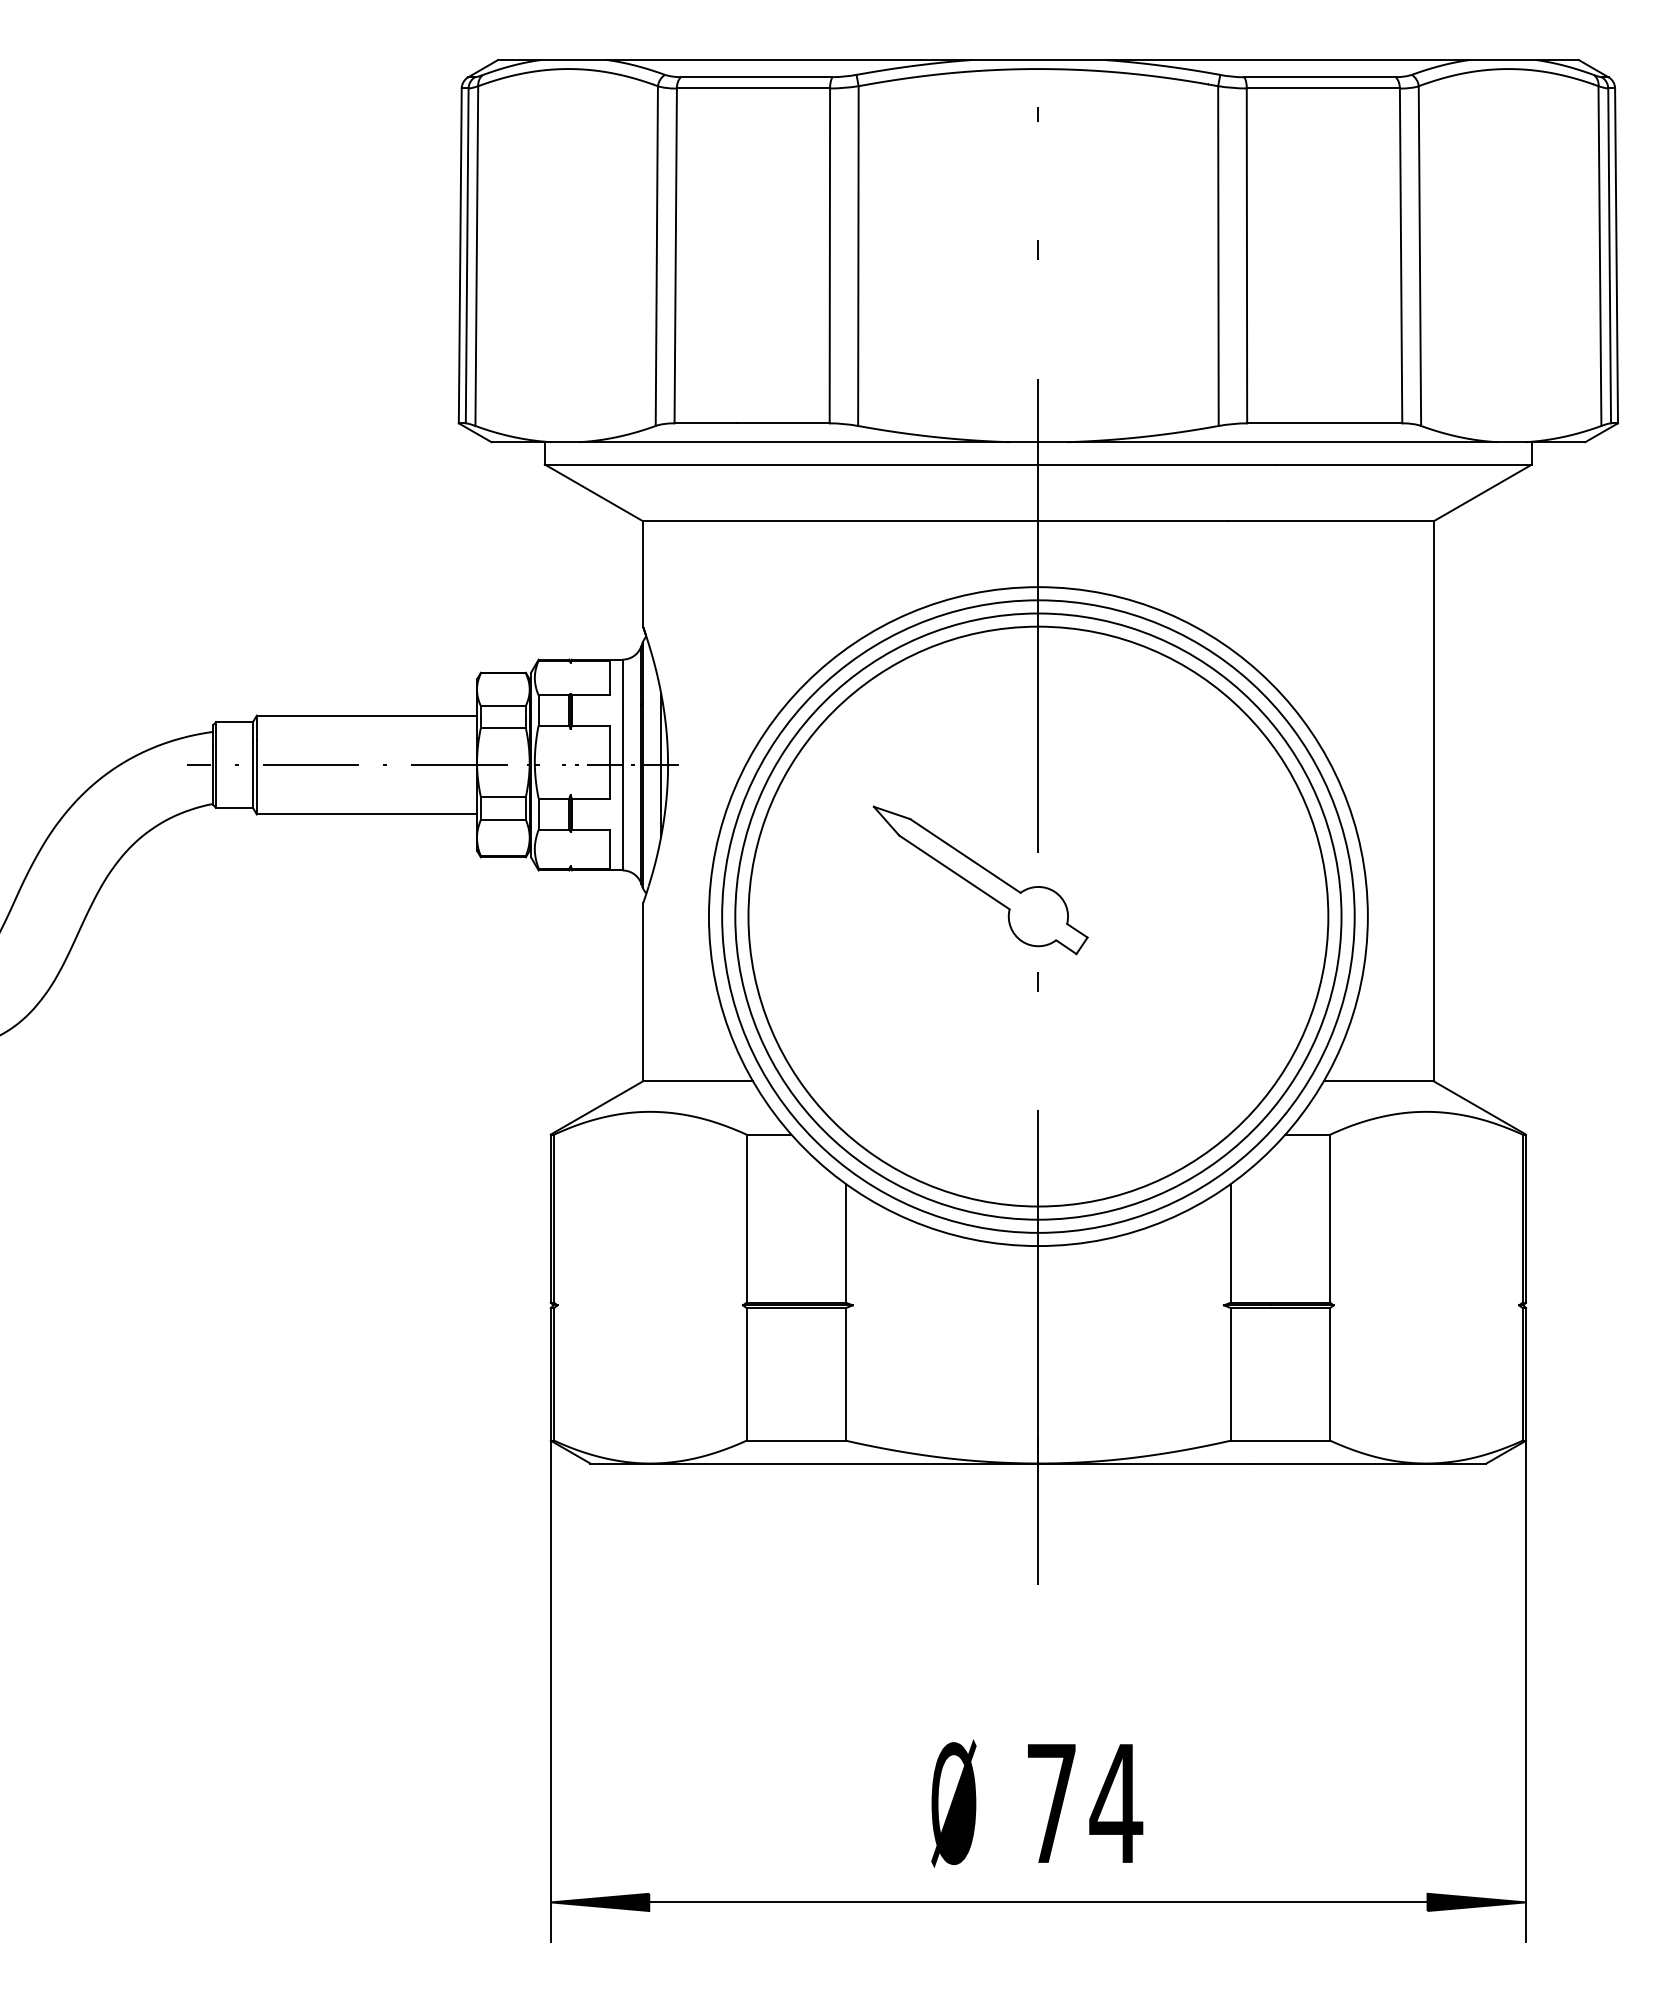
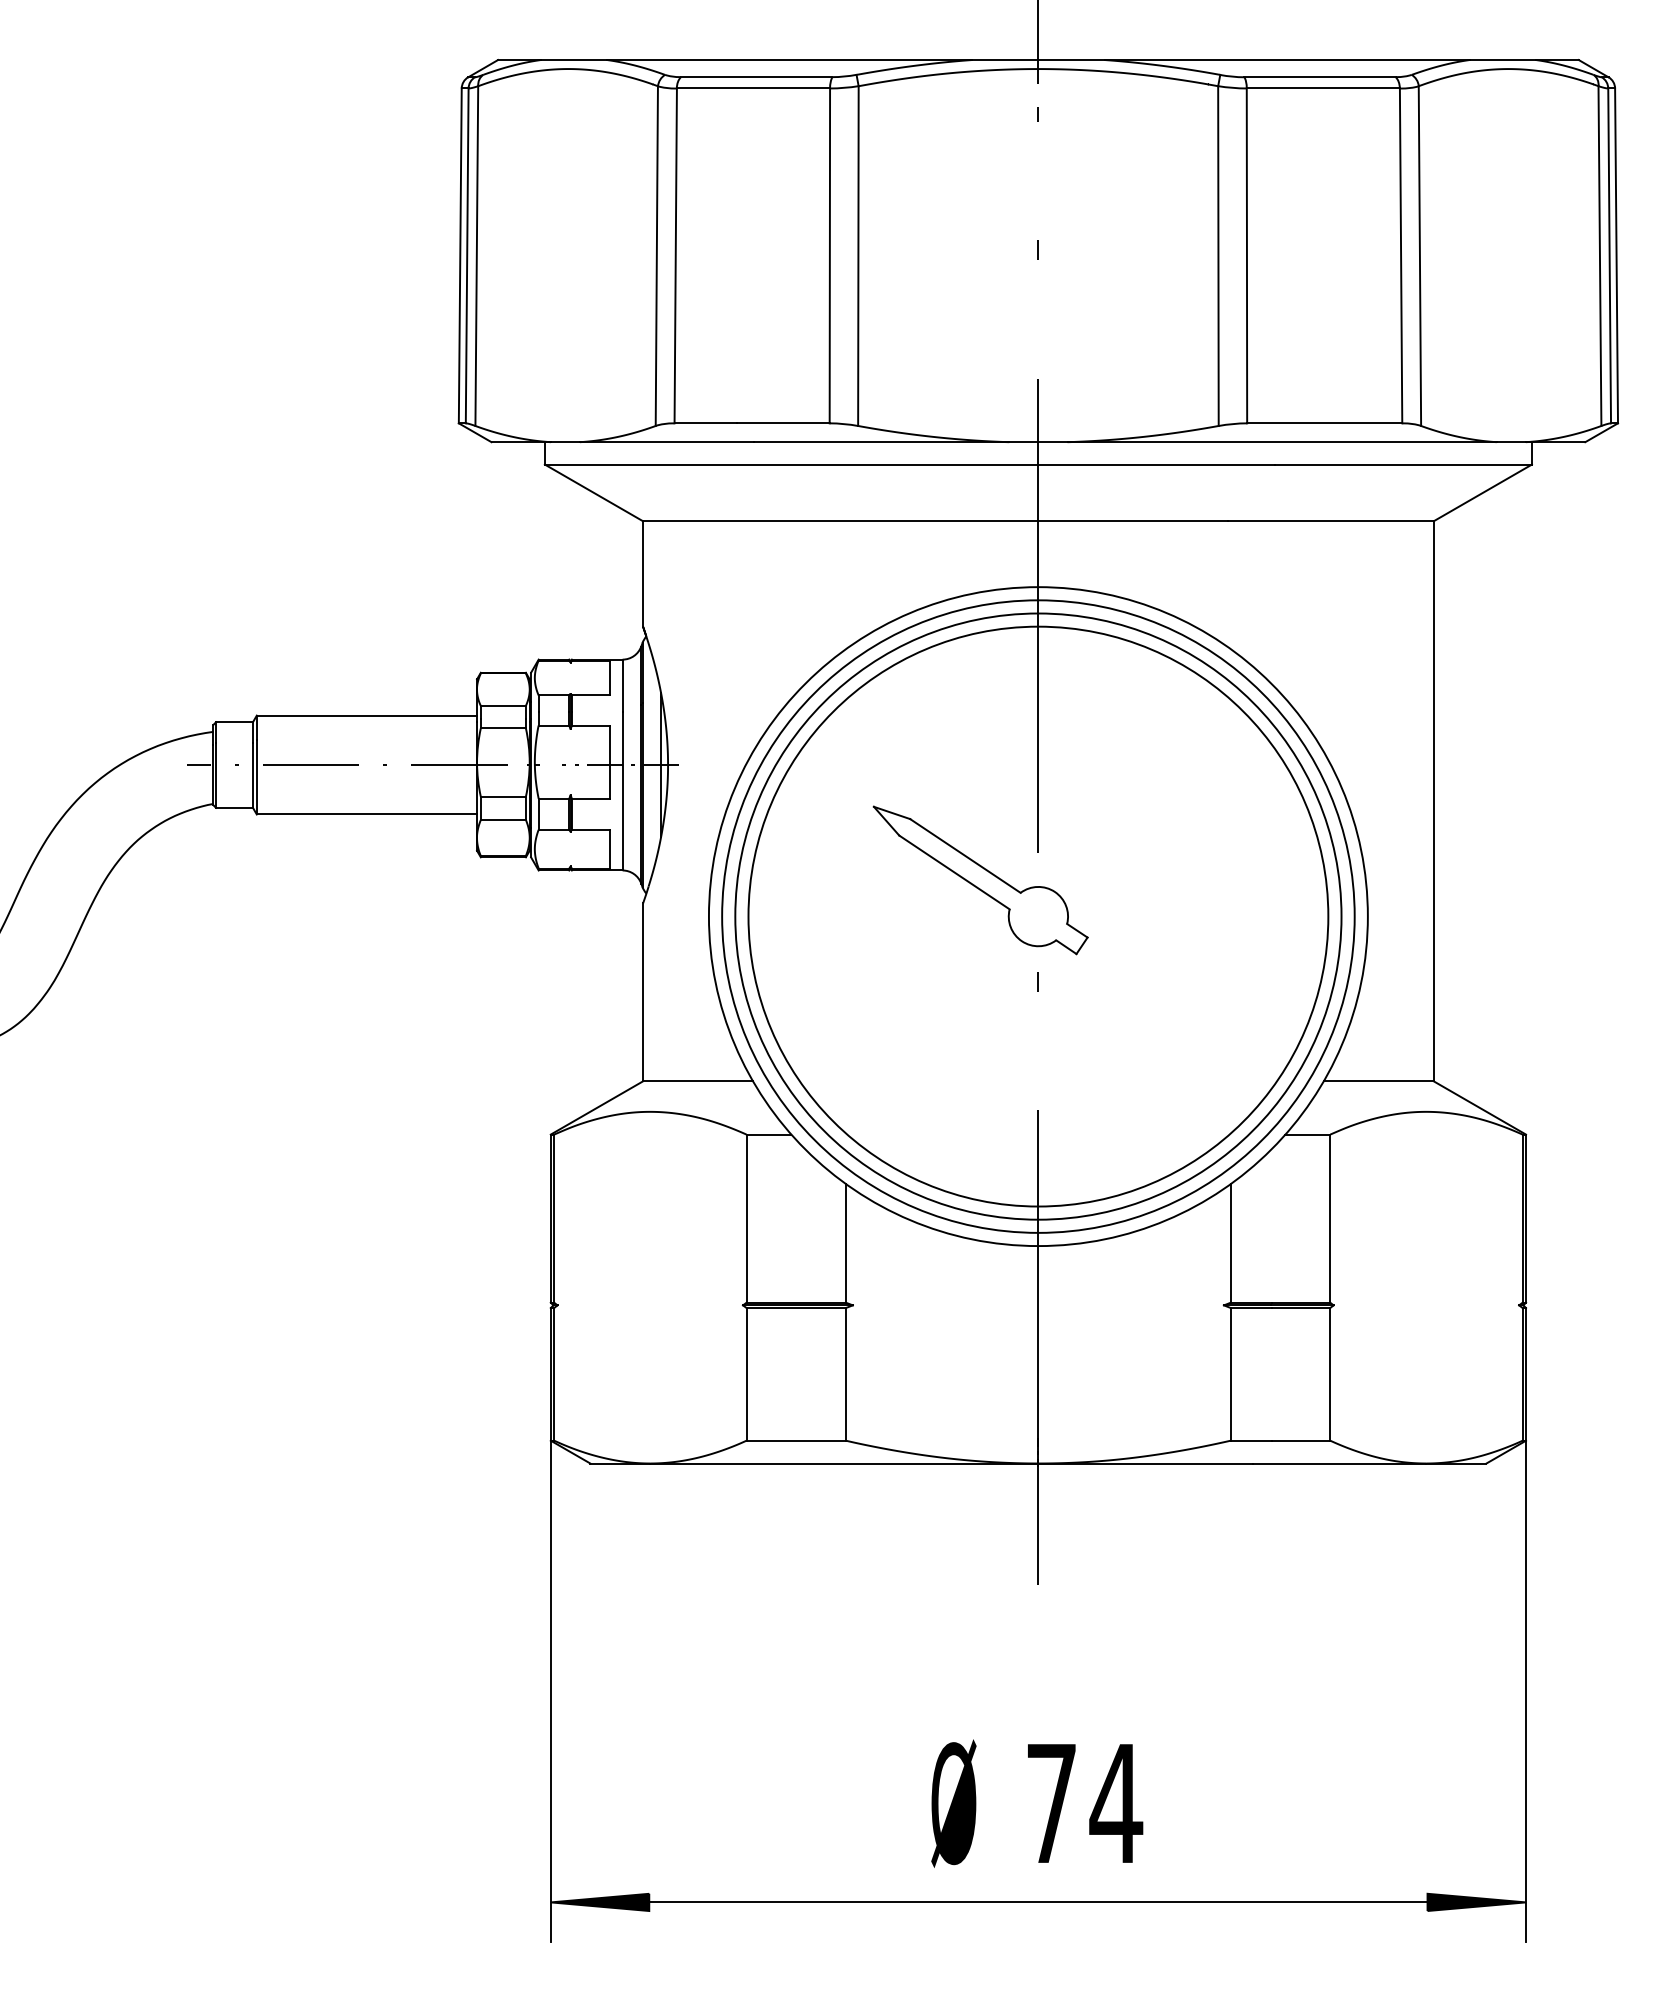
line: none -> present (1038, 43)
